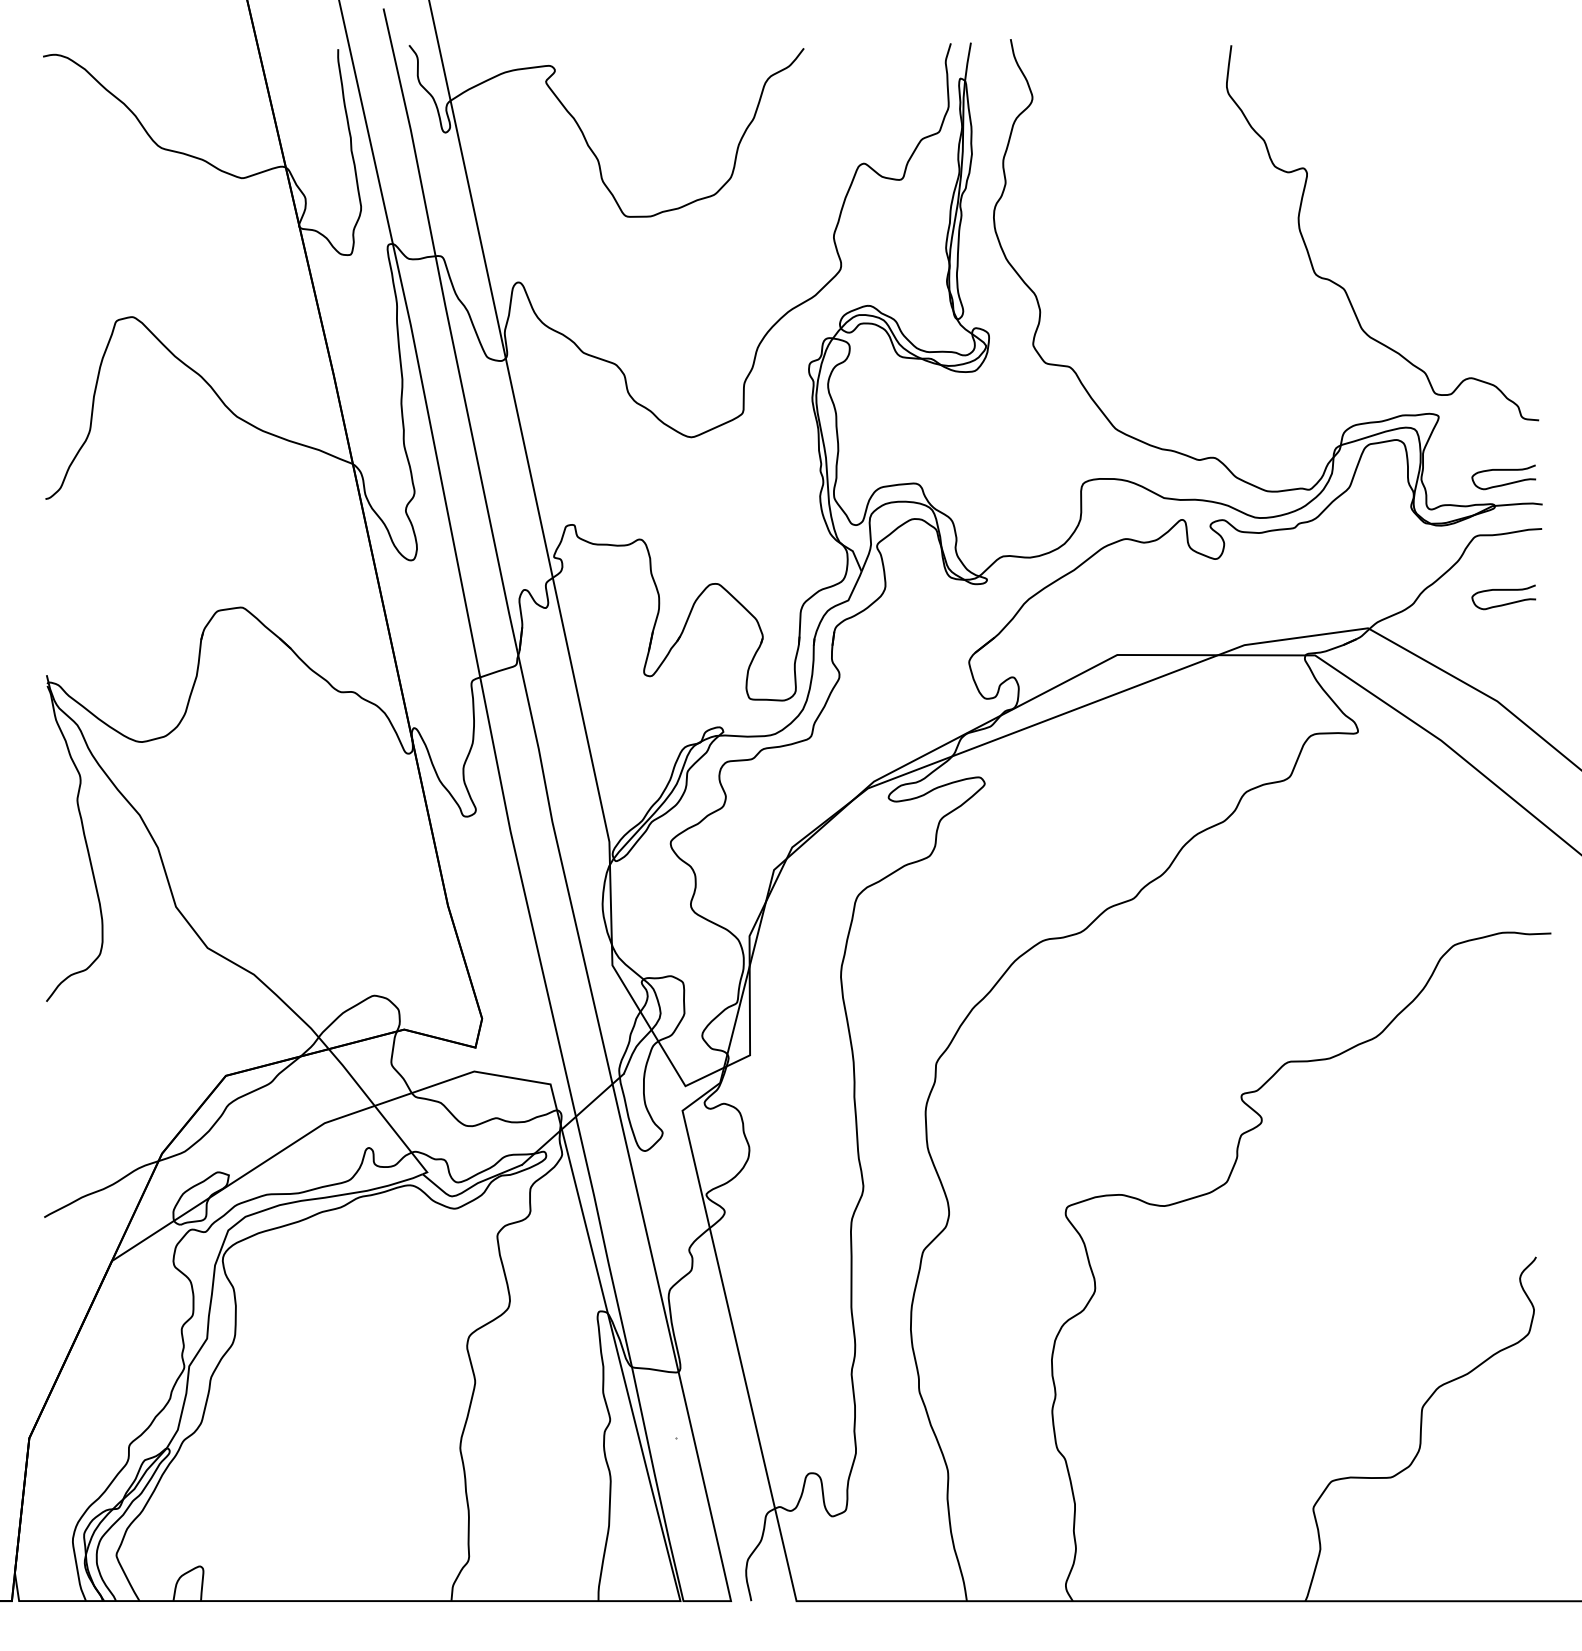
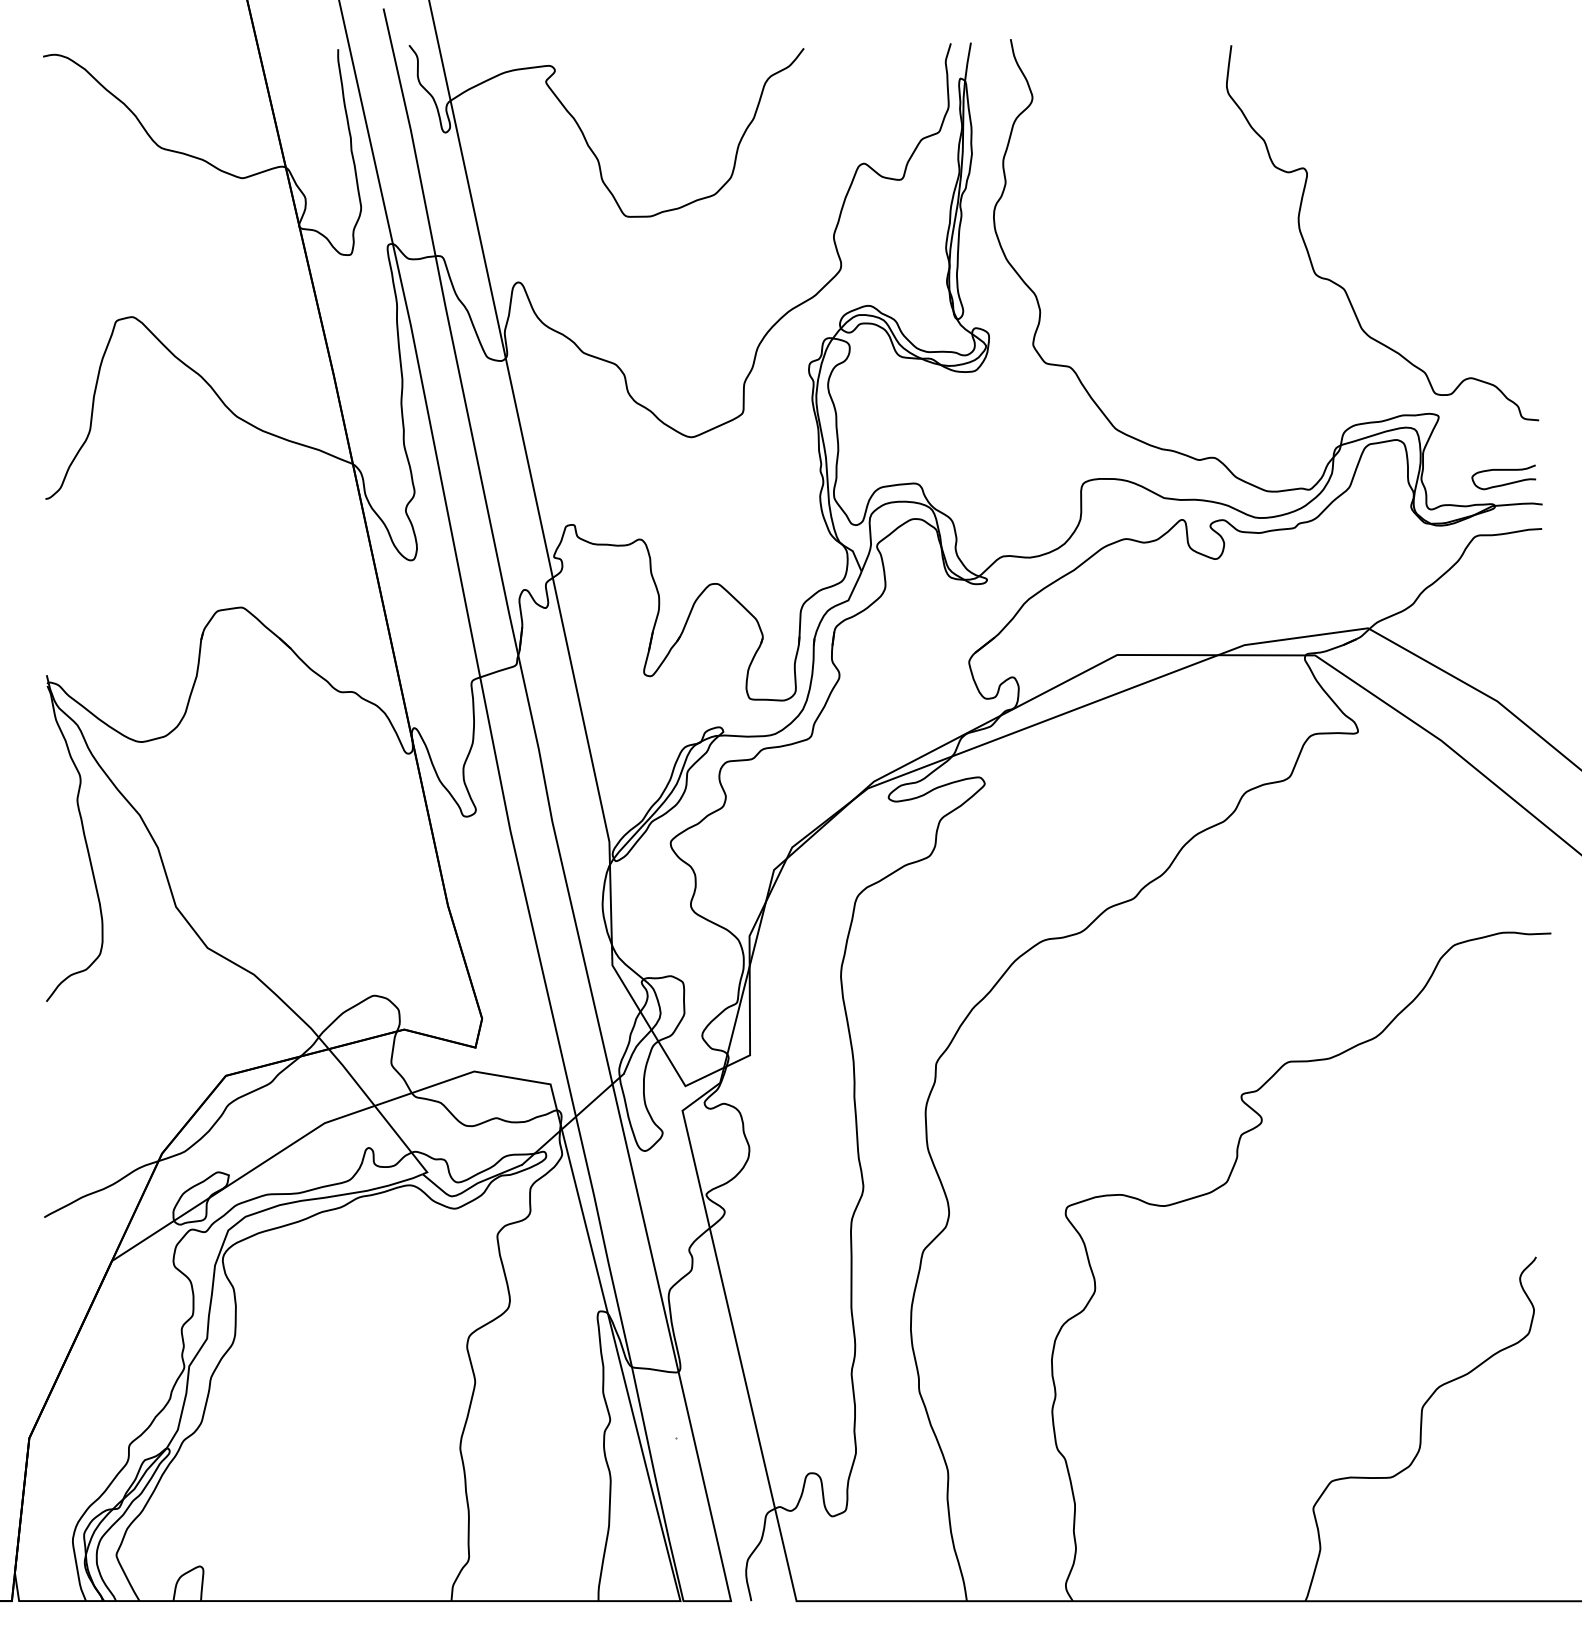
curve: present -> none (1504, 603)
